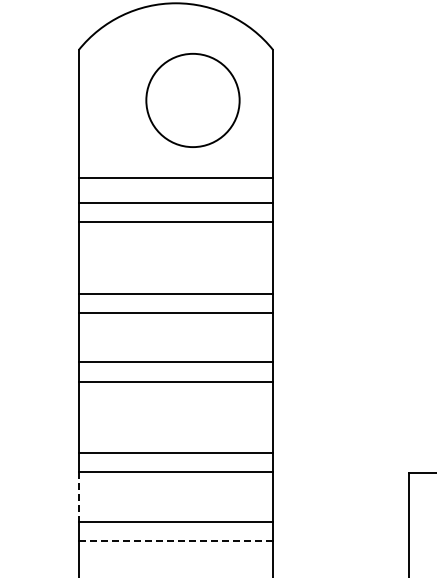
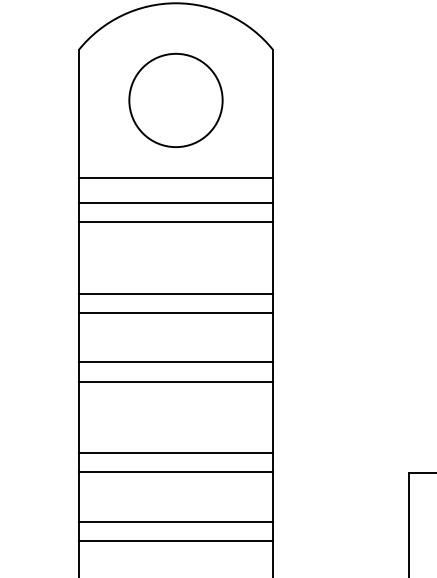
circle position: (192, 100) -> (175, 100) (175, 100)
line: dashed -> solid (78, 497)
line: dashed -> solid (175, 541)
